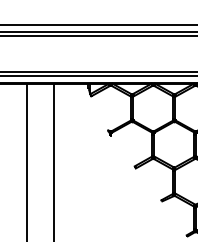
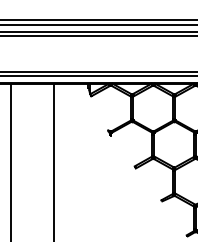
line: none -> present (98, 19)
line position: (26, 160) -> (10, 160) (10, 160)
